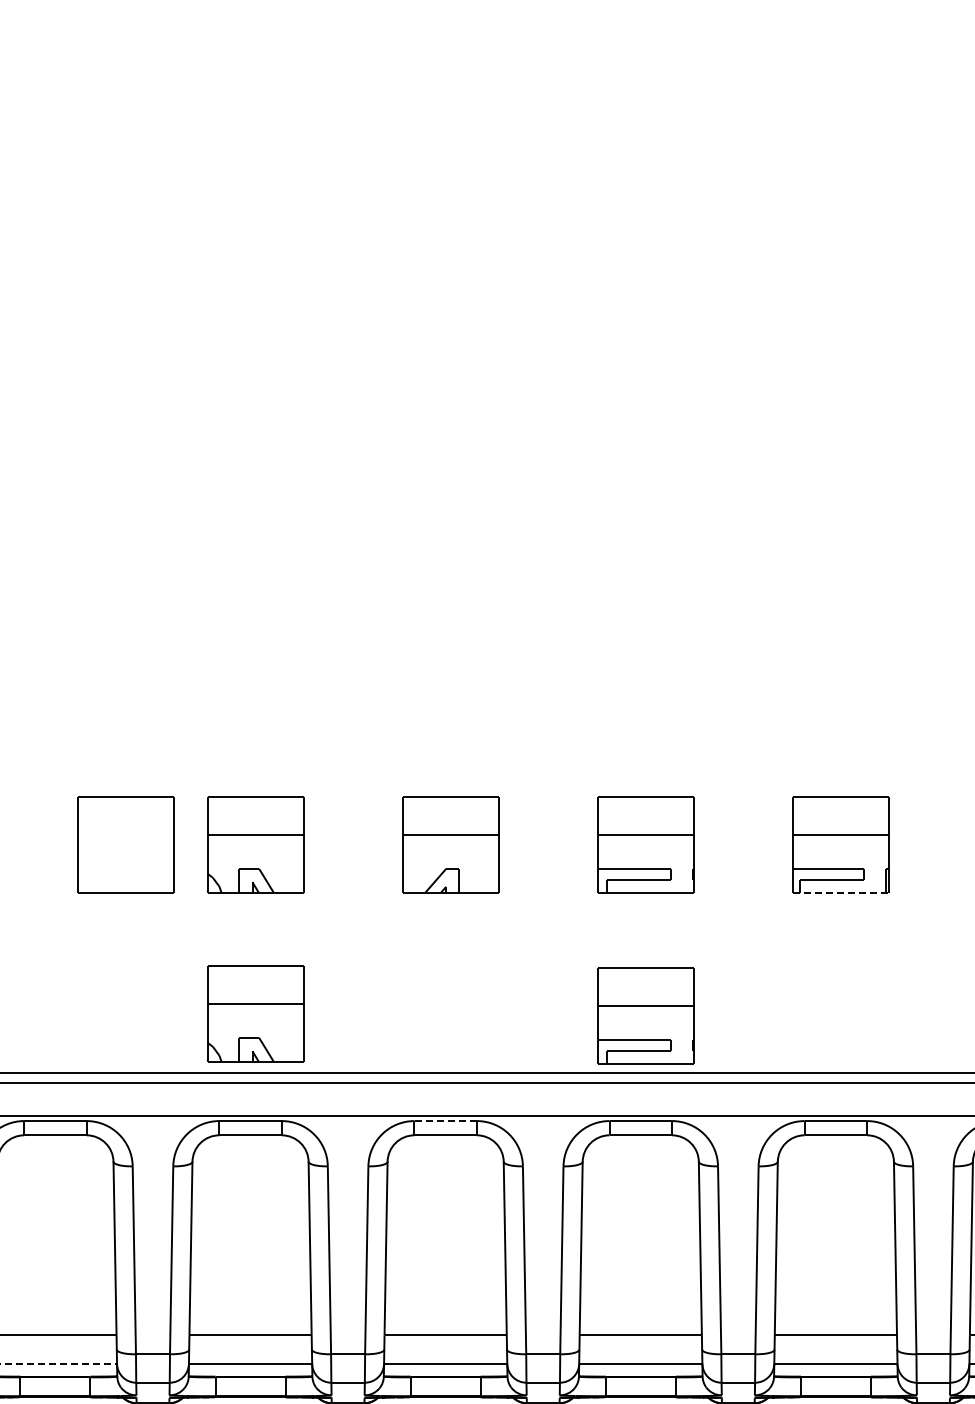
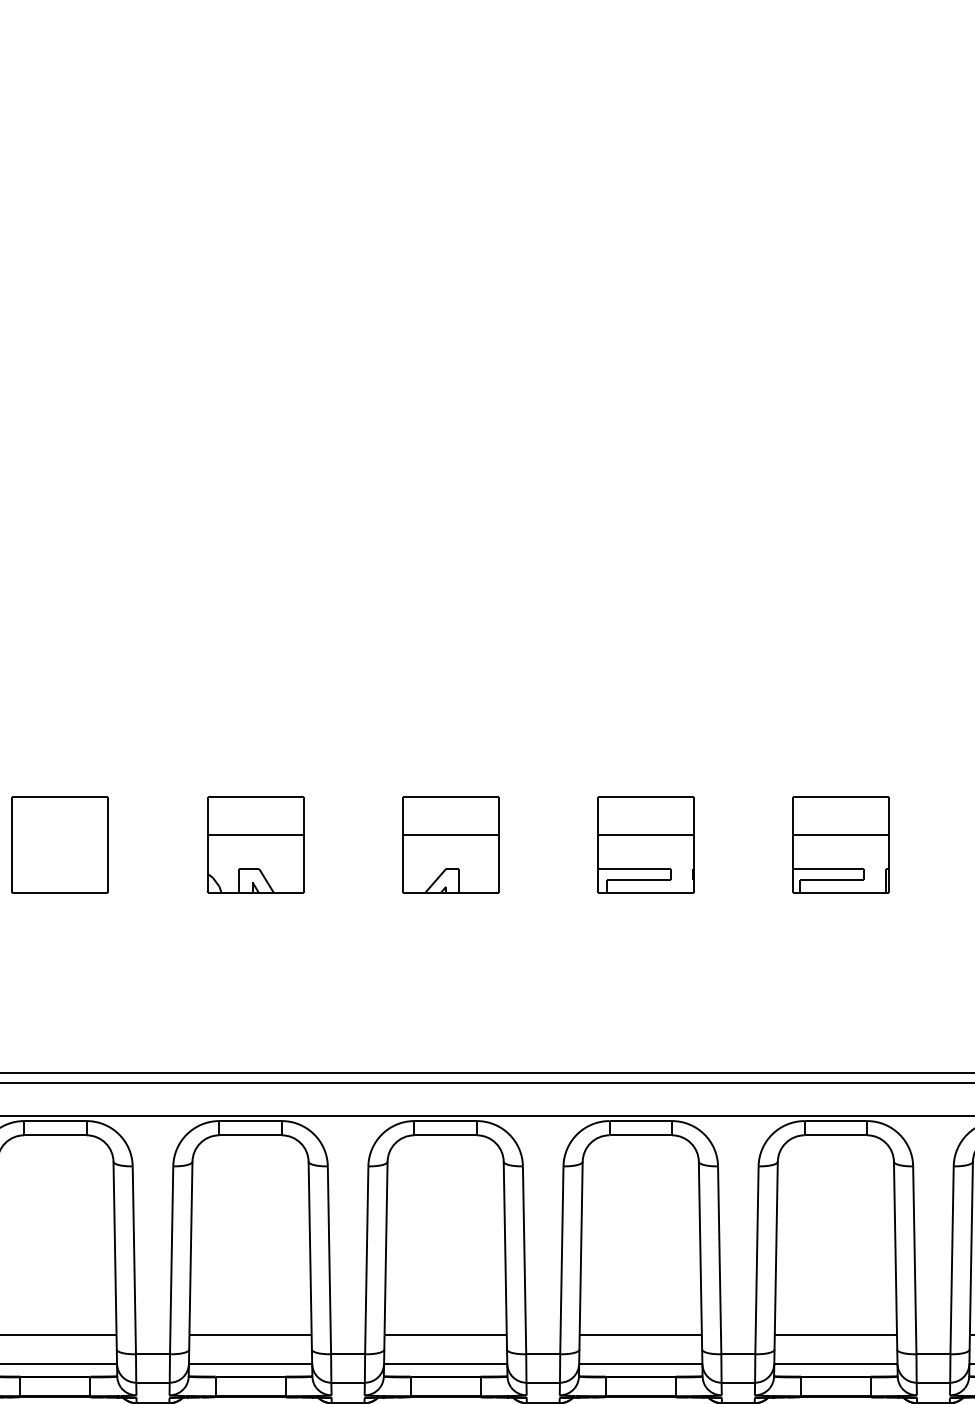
part position: (125, 844) -> (59, 844) (59, 844)
line: dashed -> solid (841, 892)
part: present -> none (255, 1013)
part: present -> none (645, 1015)
line: dashed -> solid (445, 1121)
line: dashed -> solid (59, 1363)
